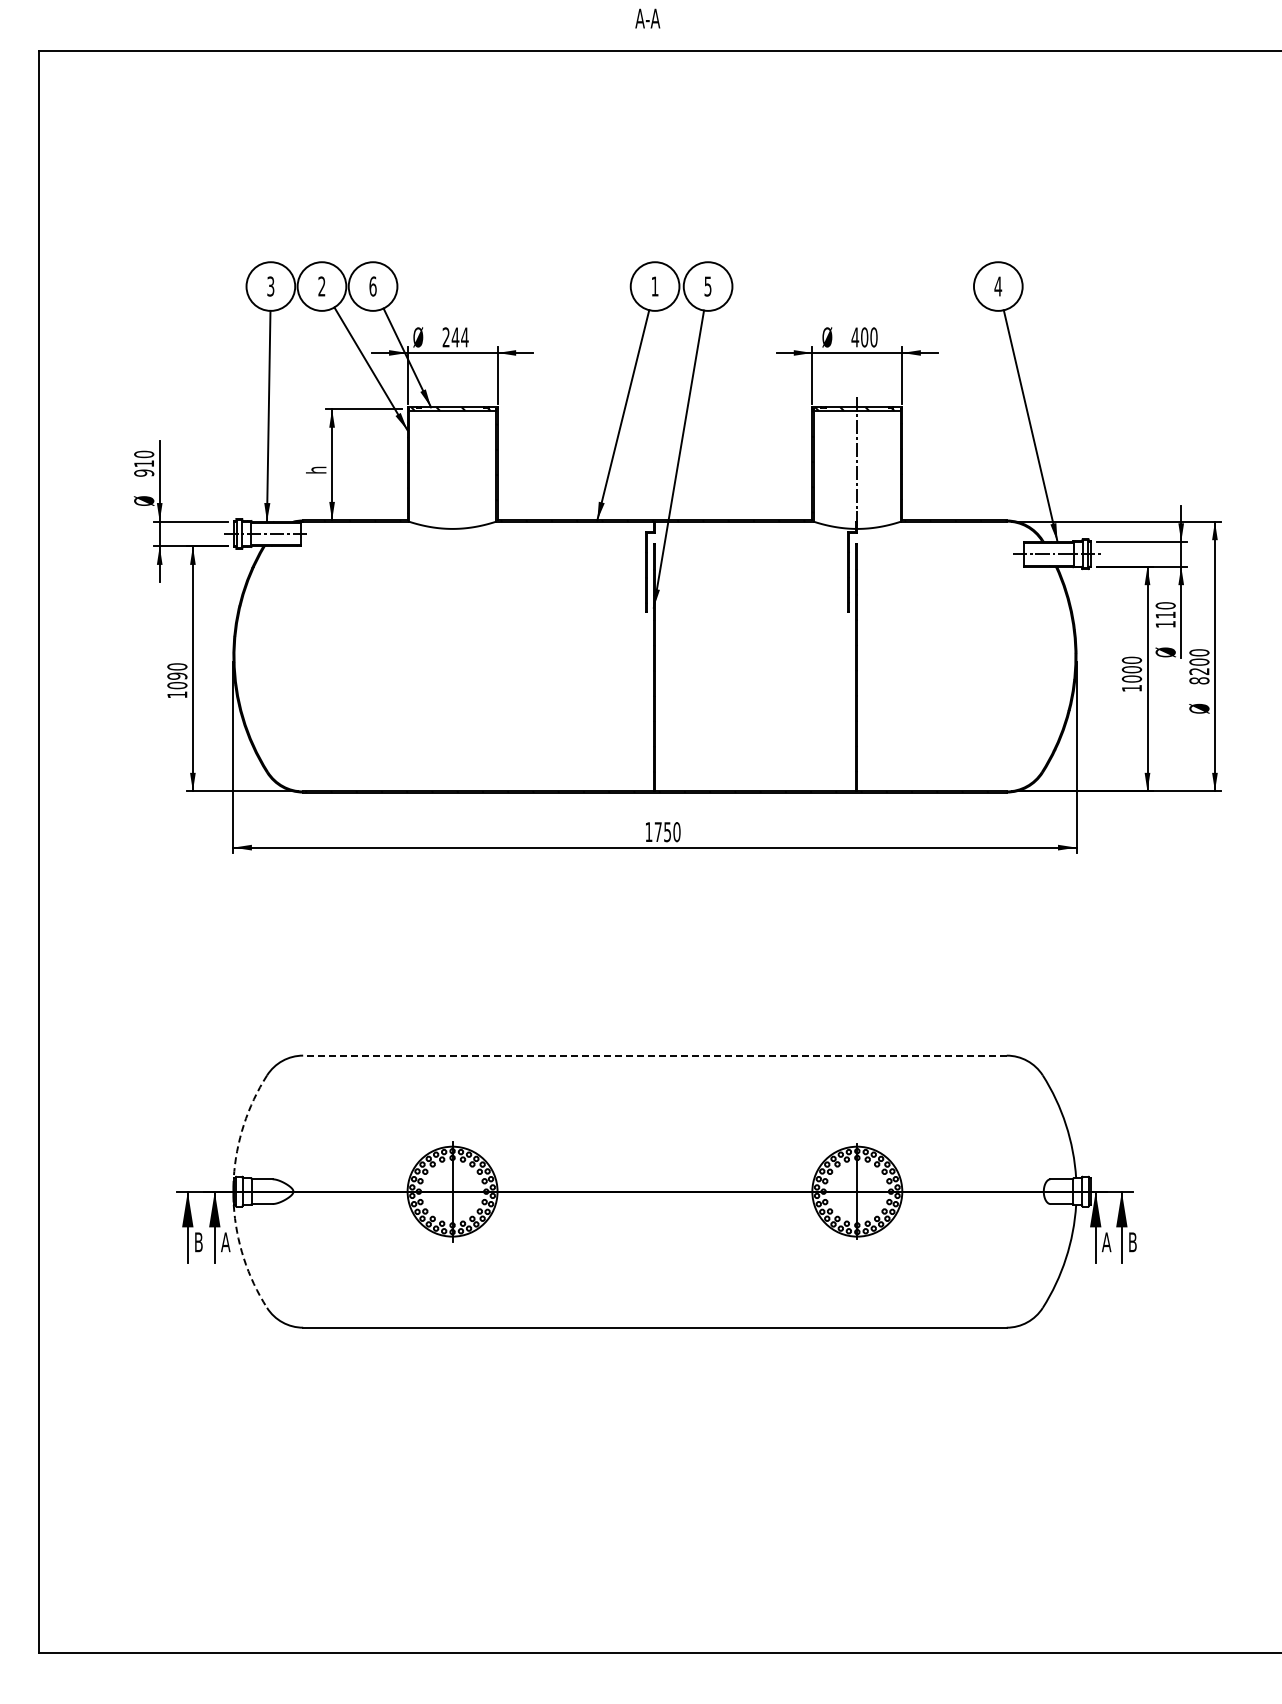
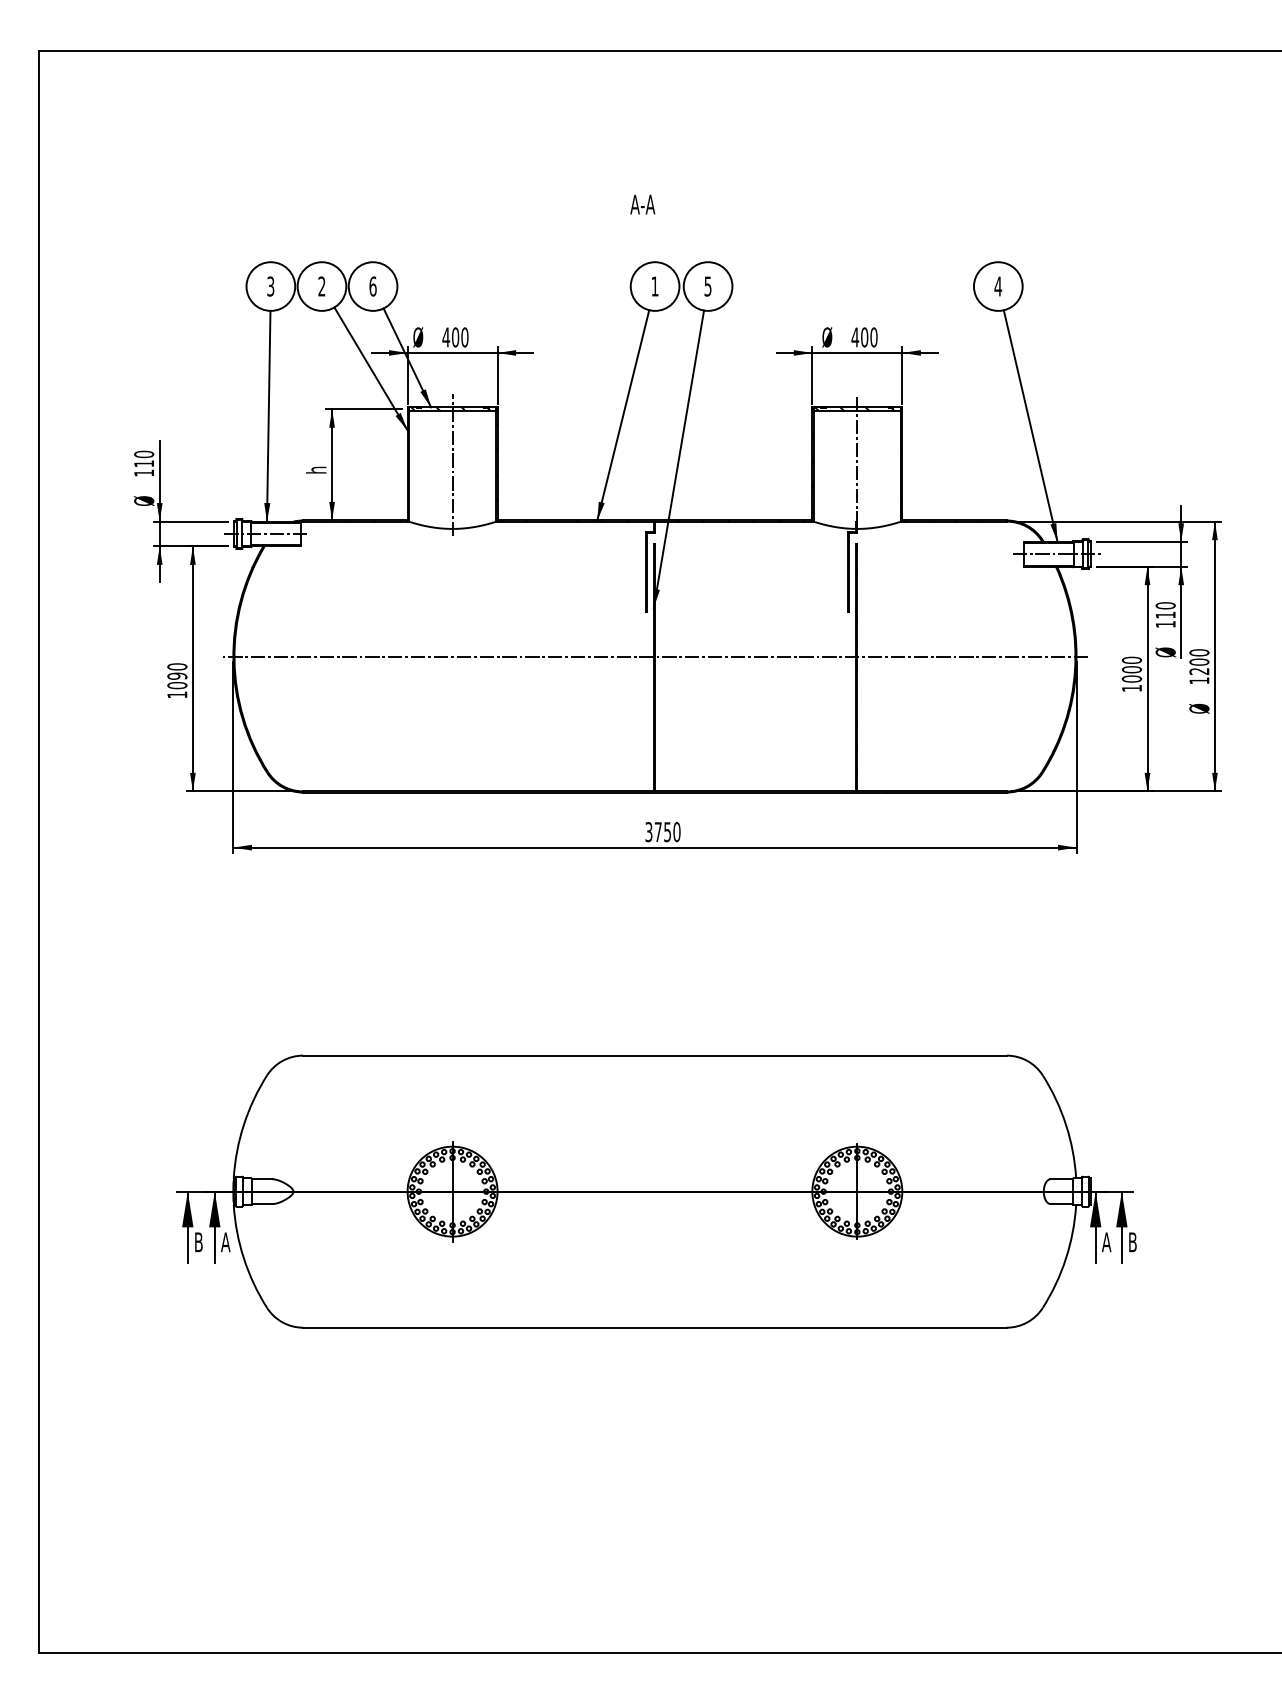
text position: (647, 18) -> (642, 204) (642, 204)
text: 244 -> 400 (455, 337)
line: none -> present (452, 464)
text: 910 -> 110 (144, 472)
line: none -> present (654, 656)
text: 8200 -> 1200 (1199, 680)
text: 1750 -> 3750 (648, 832)
line: dashed -> solid (654, 1055)
arc: dashed -> solid (243, 1124)
arc: dashed -> solid (243, 1258)
